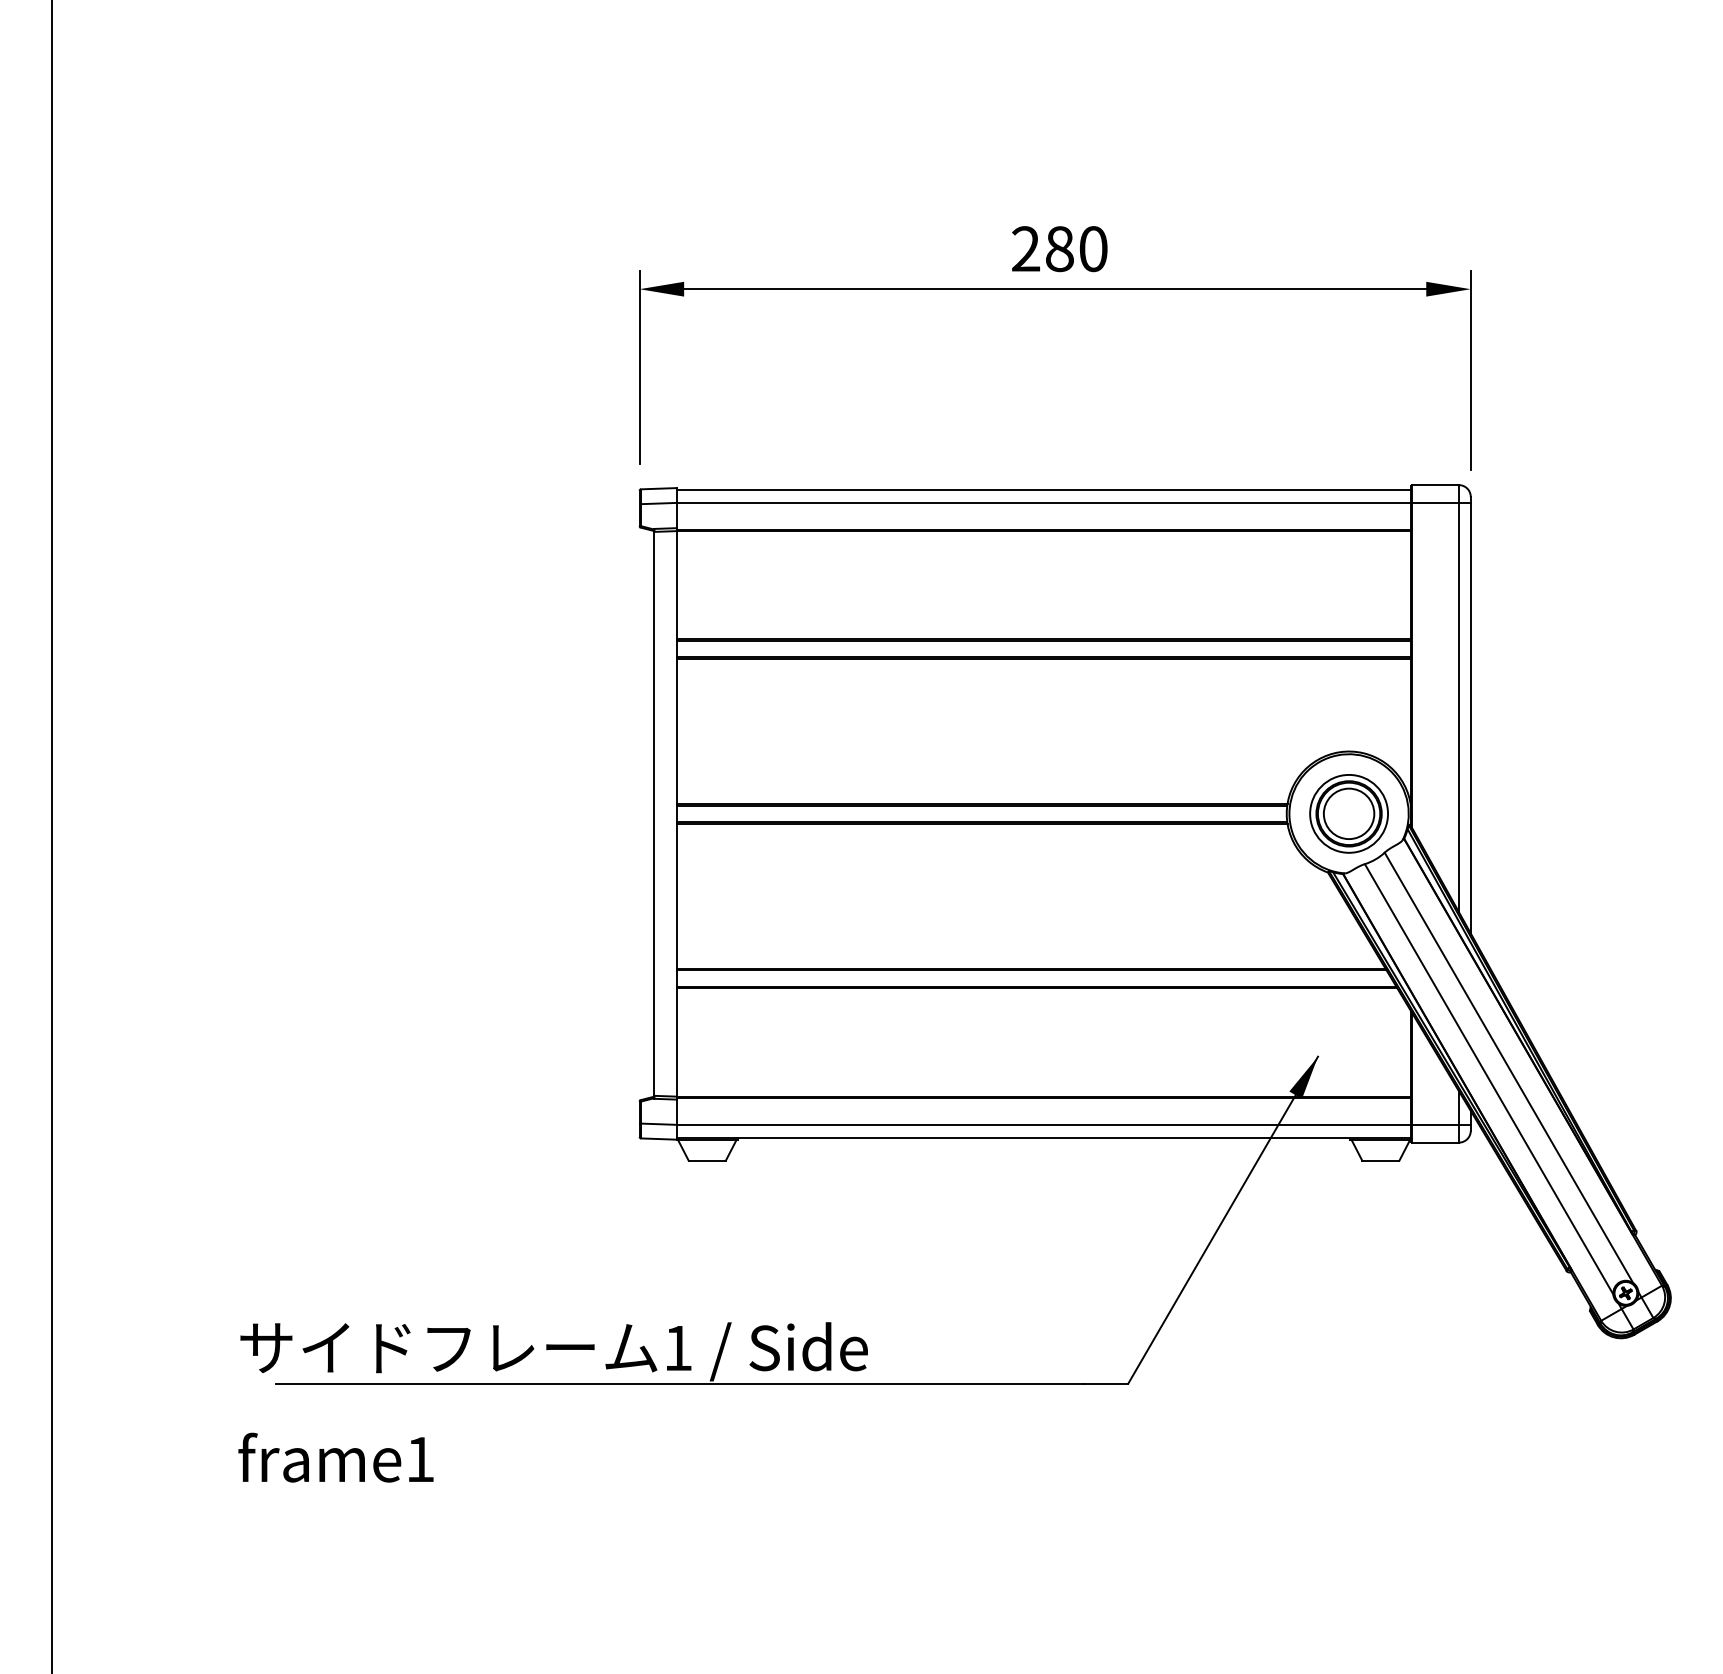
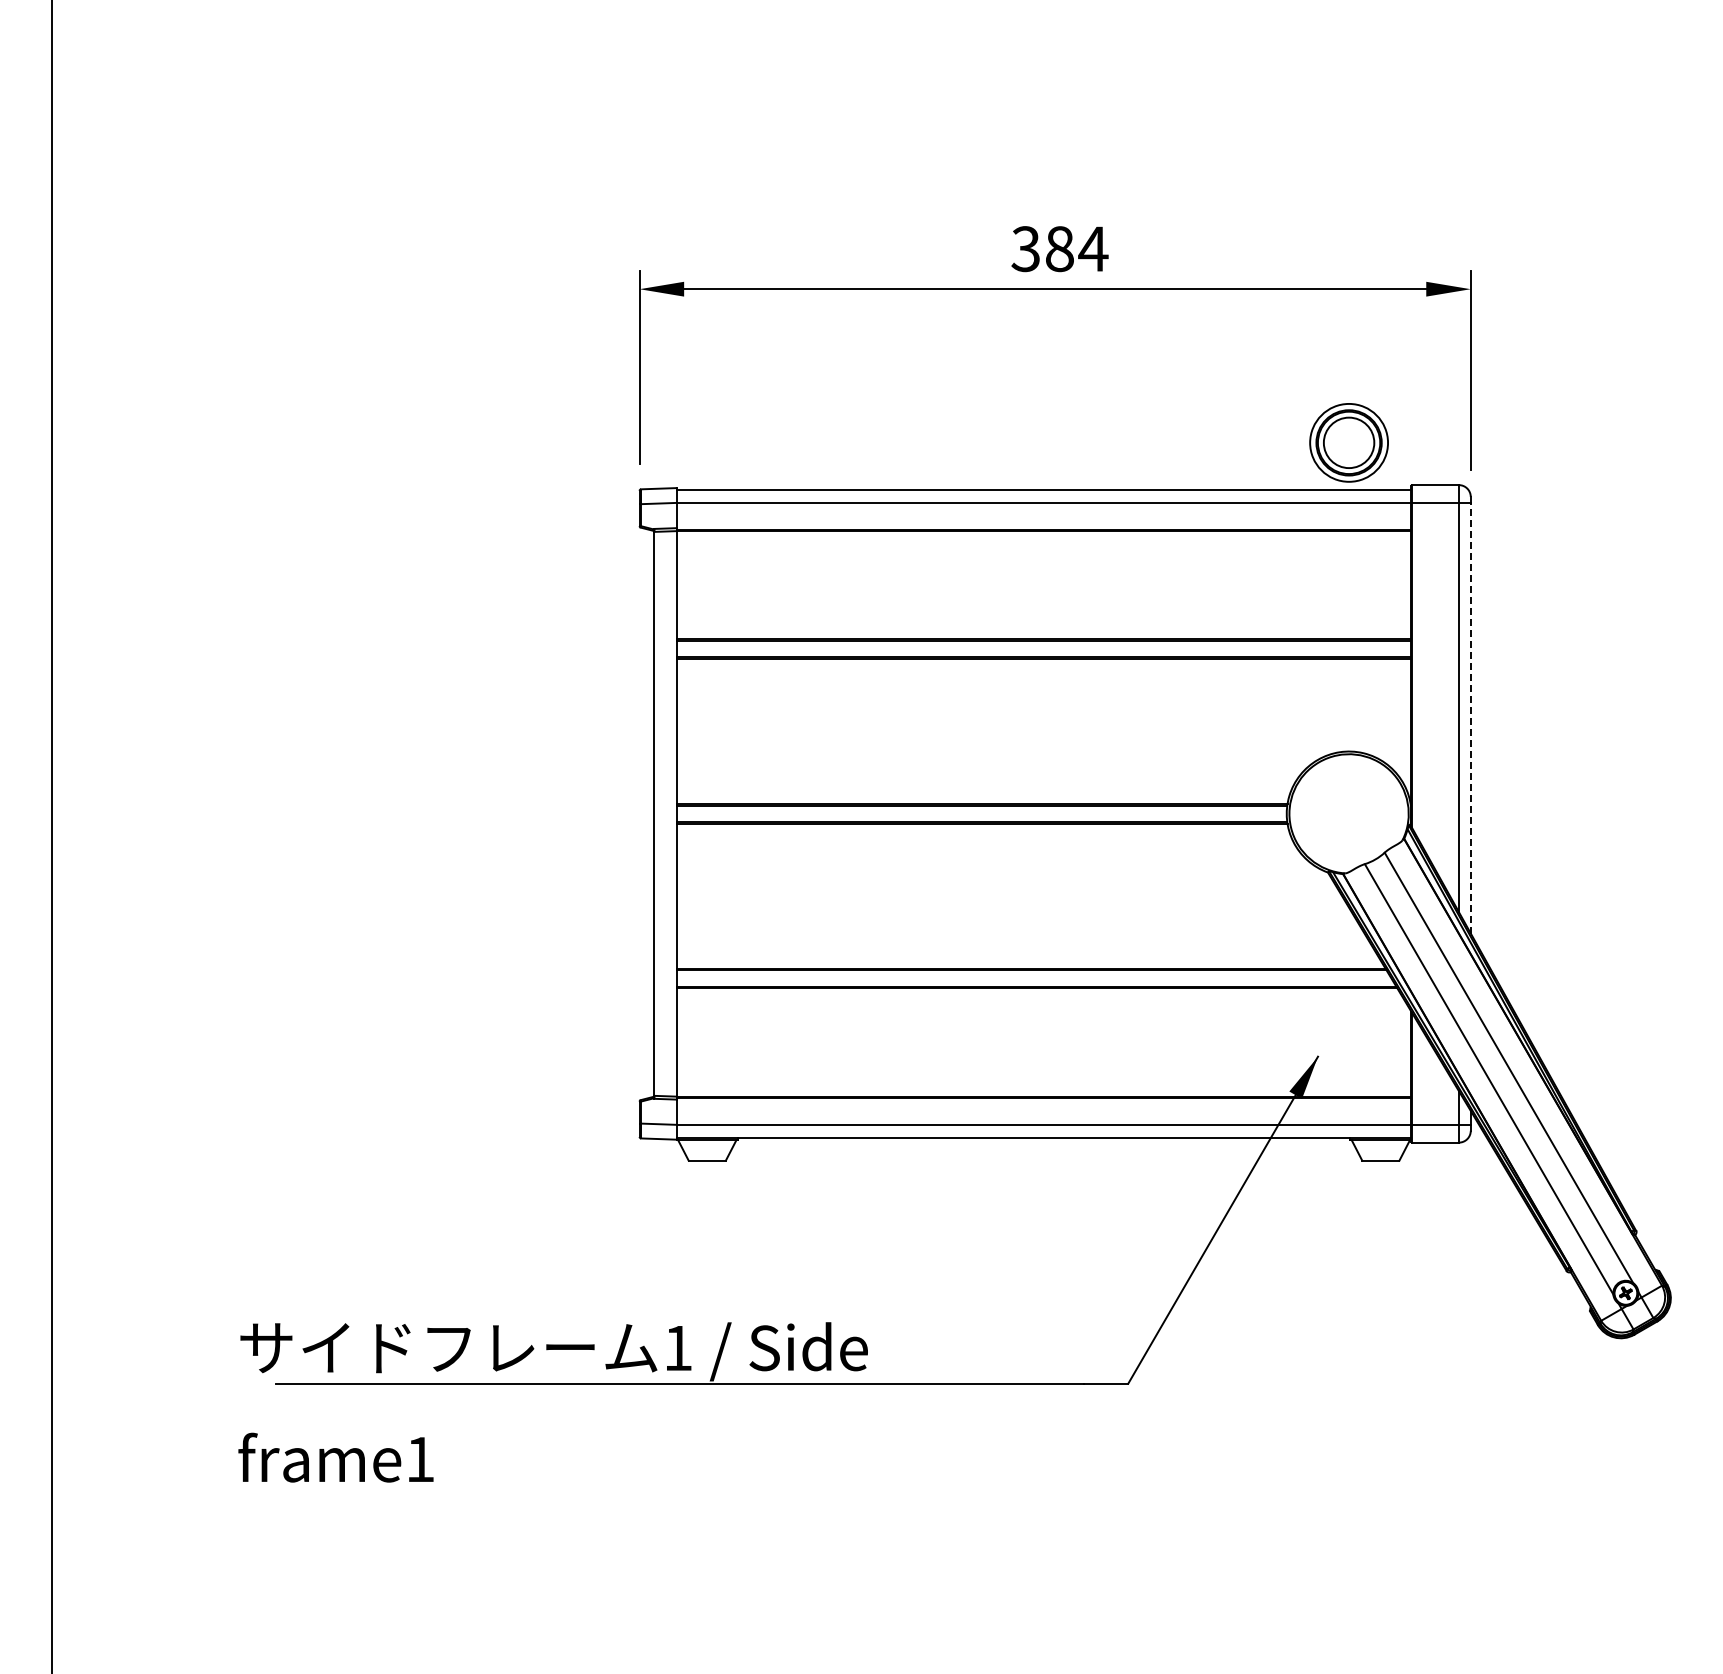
text: 280 -> 384 (1059, 249)
line: solid -> dashed (1470, 717)
part position: (1348, 813) -> (1348, 442) (1348, 442)
